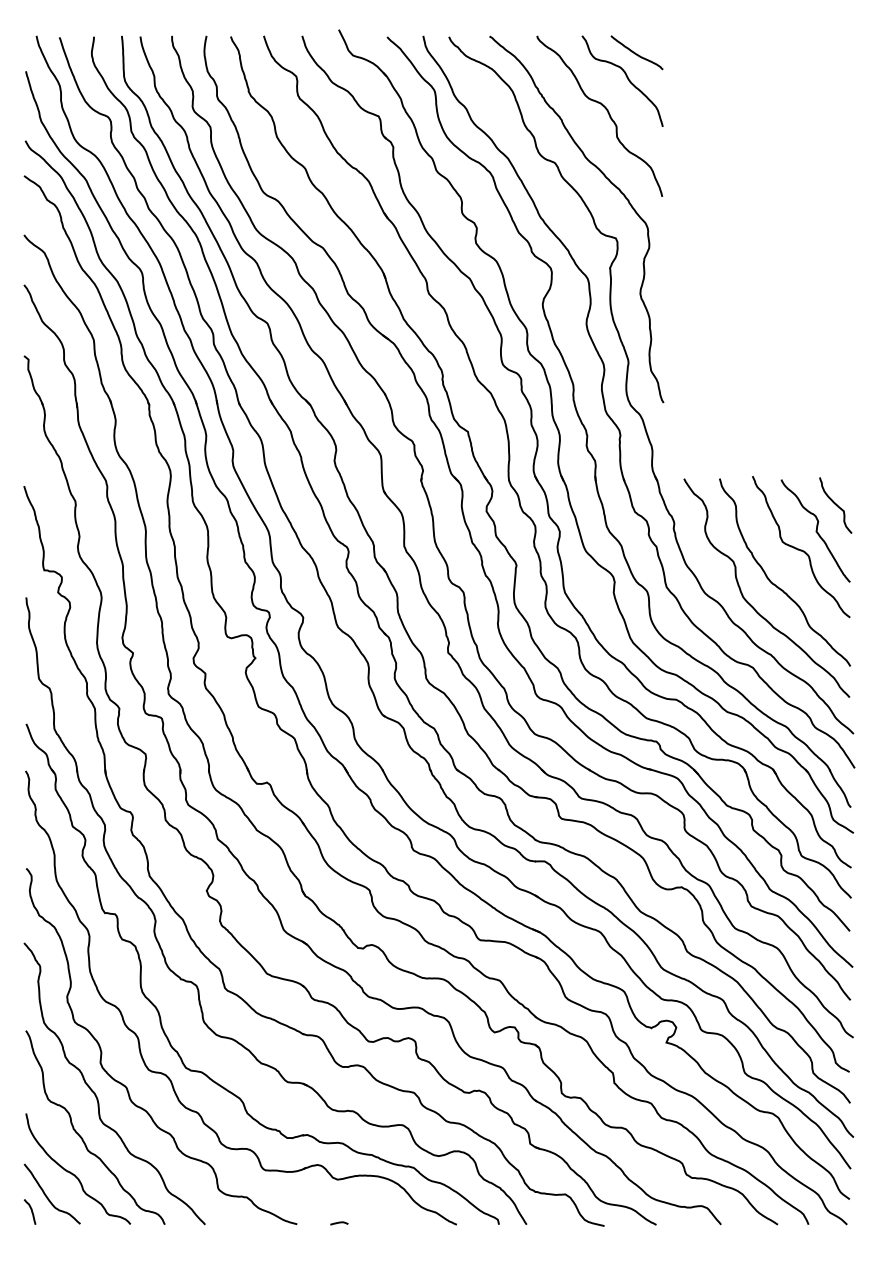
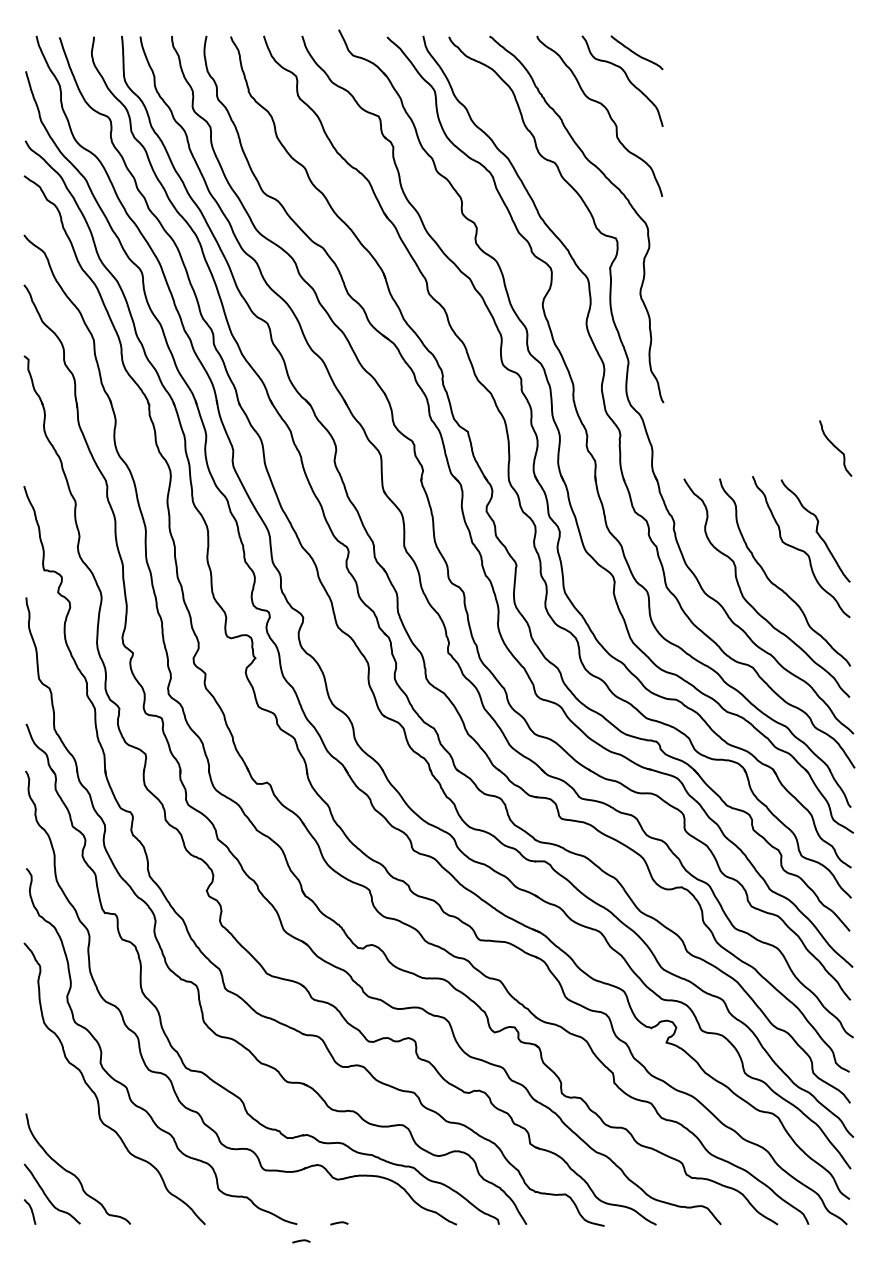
curve position: (835, 505) -> (835, 448) (835, 448)
curve: present -> none (82, 1137)
curve: none -> present (301, 1241)
